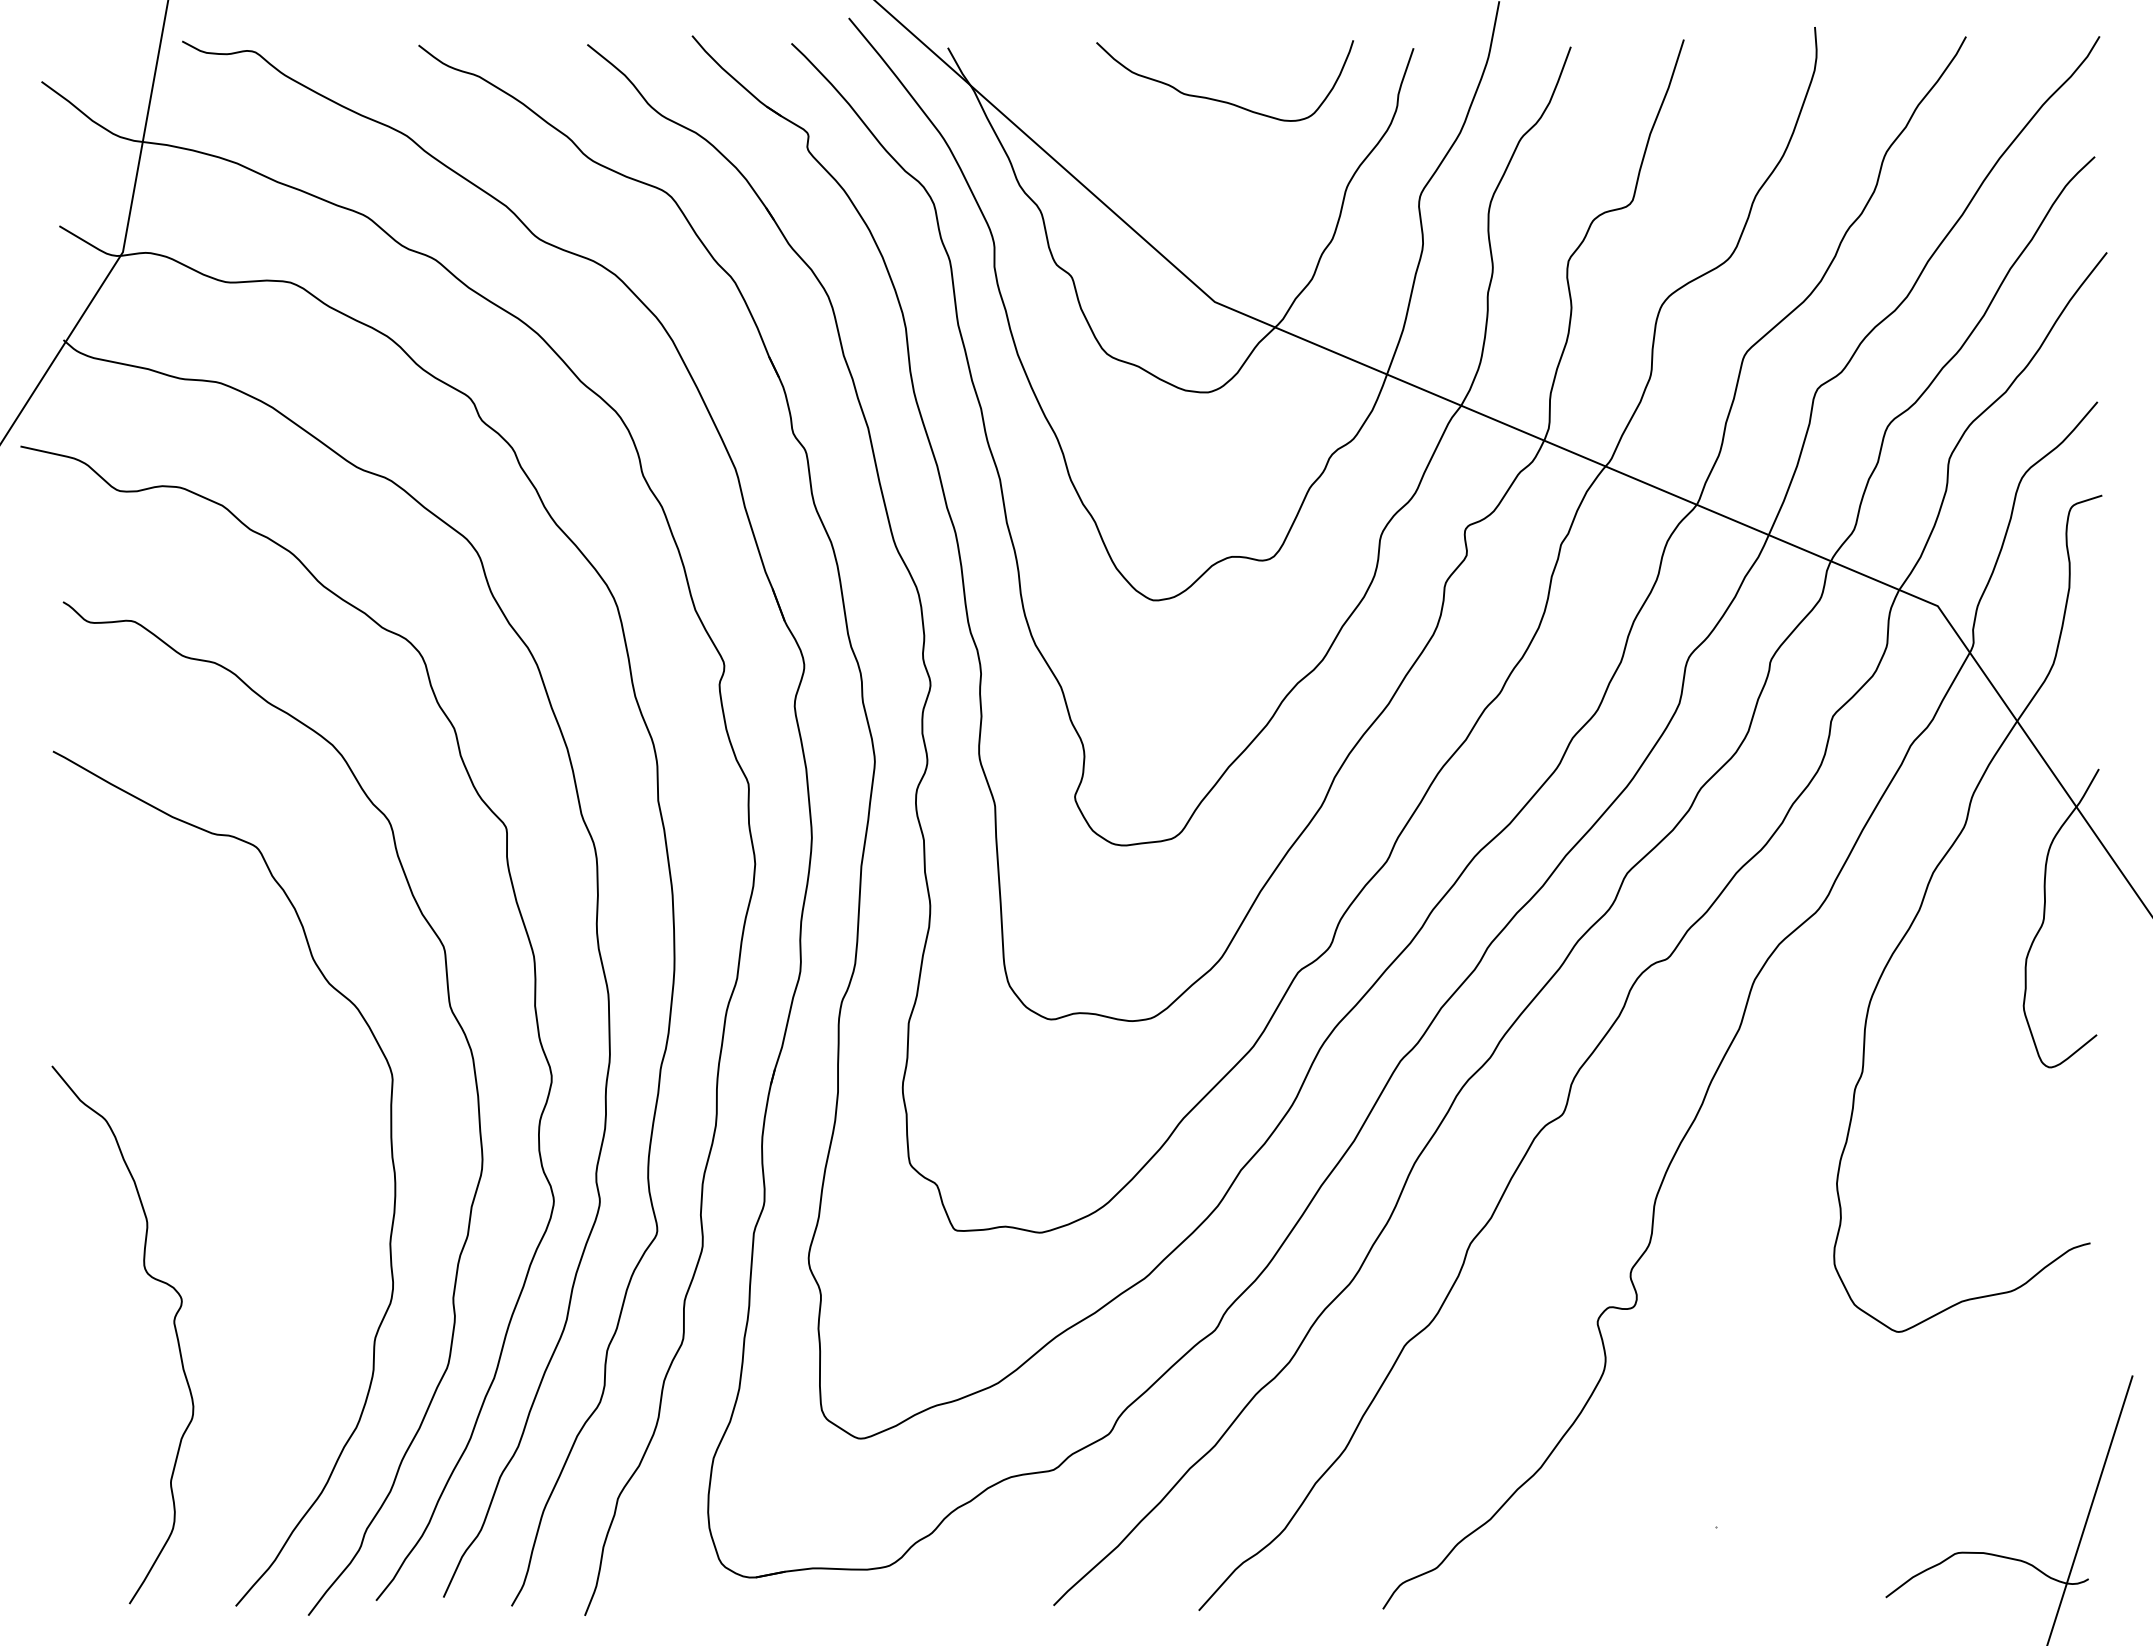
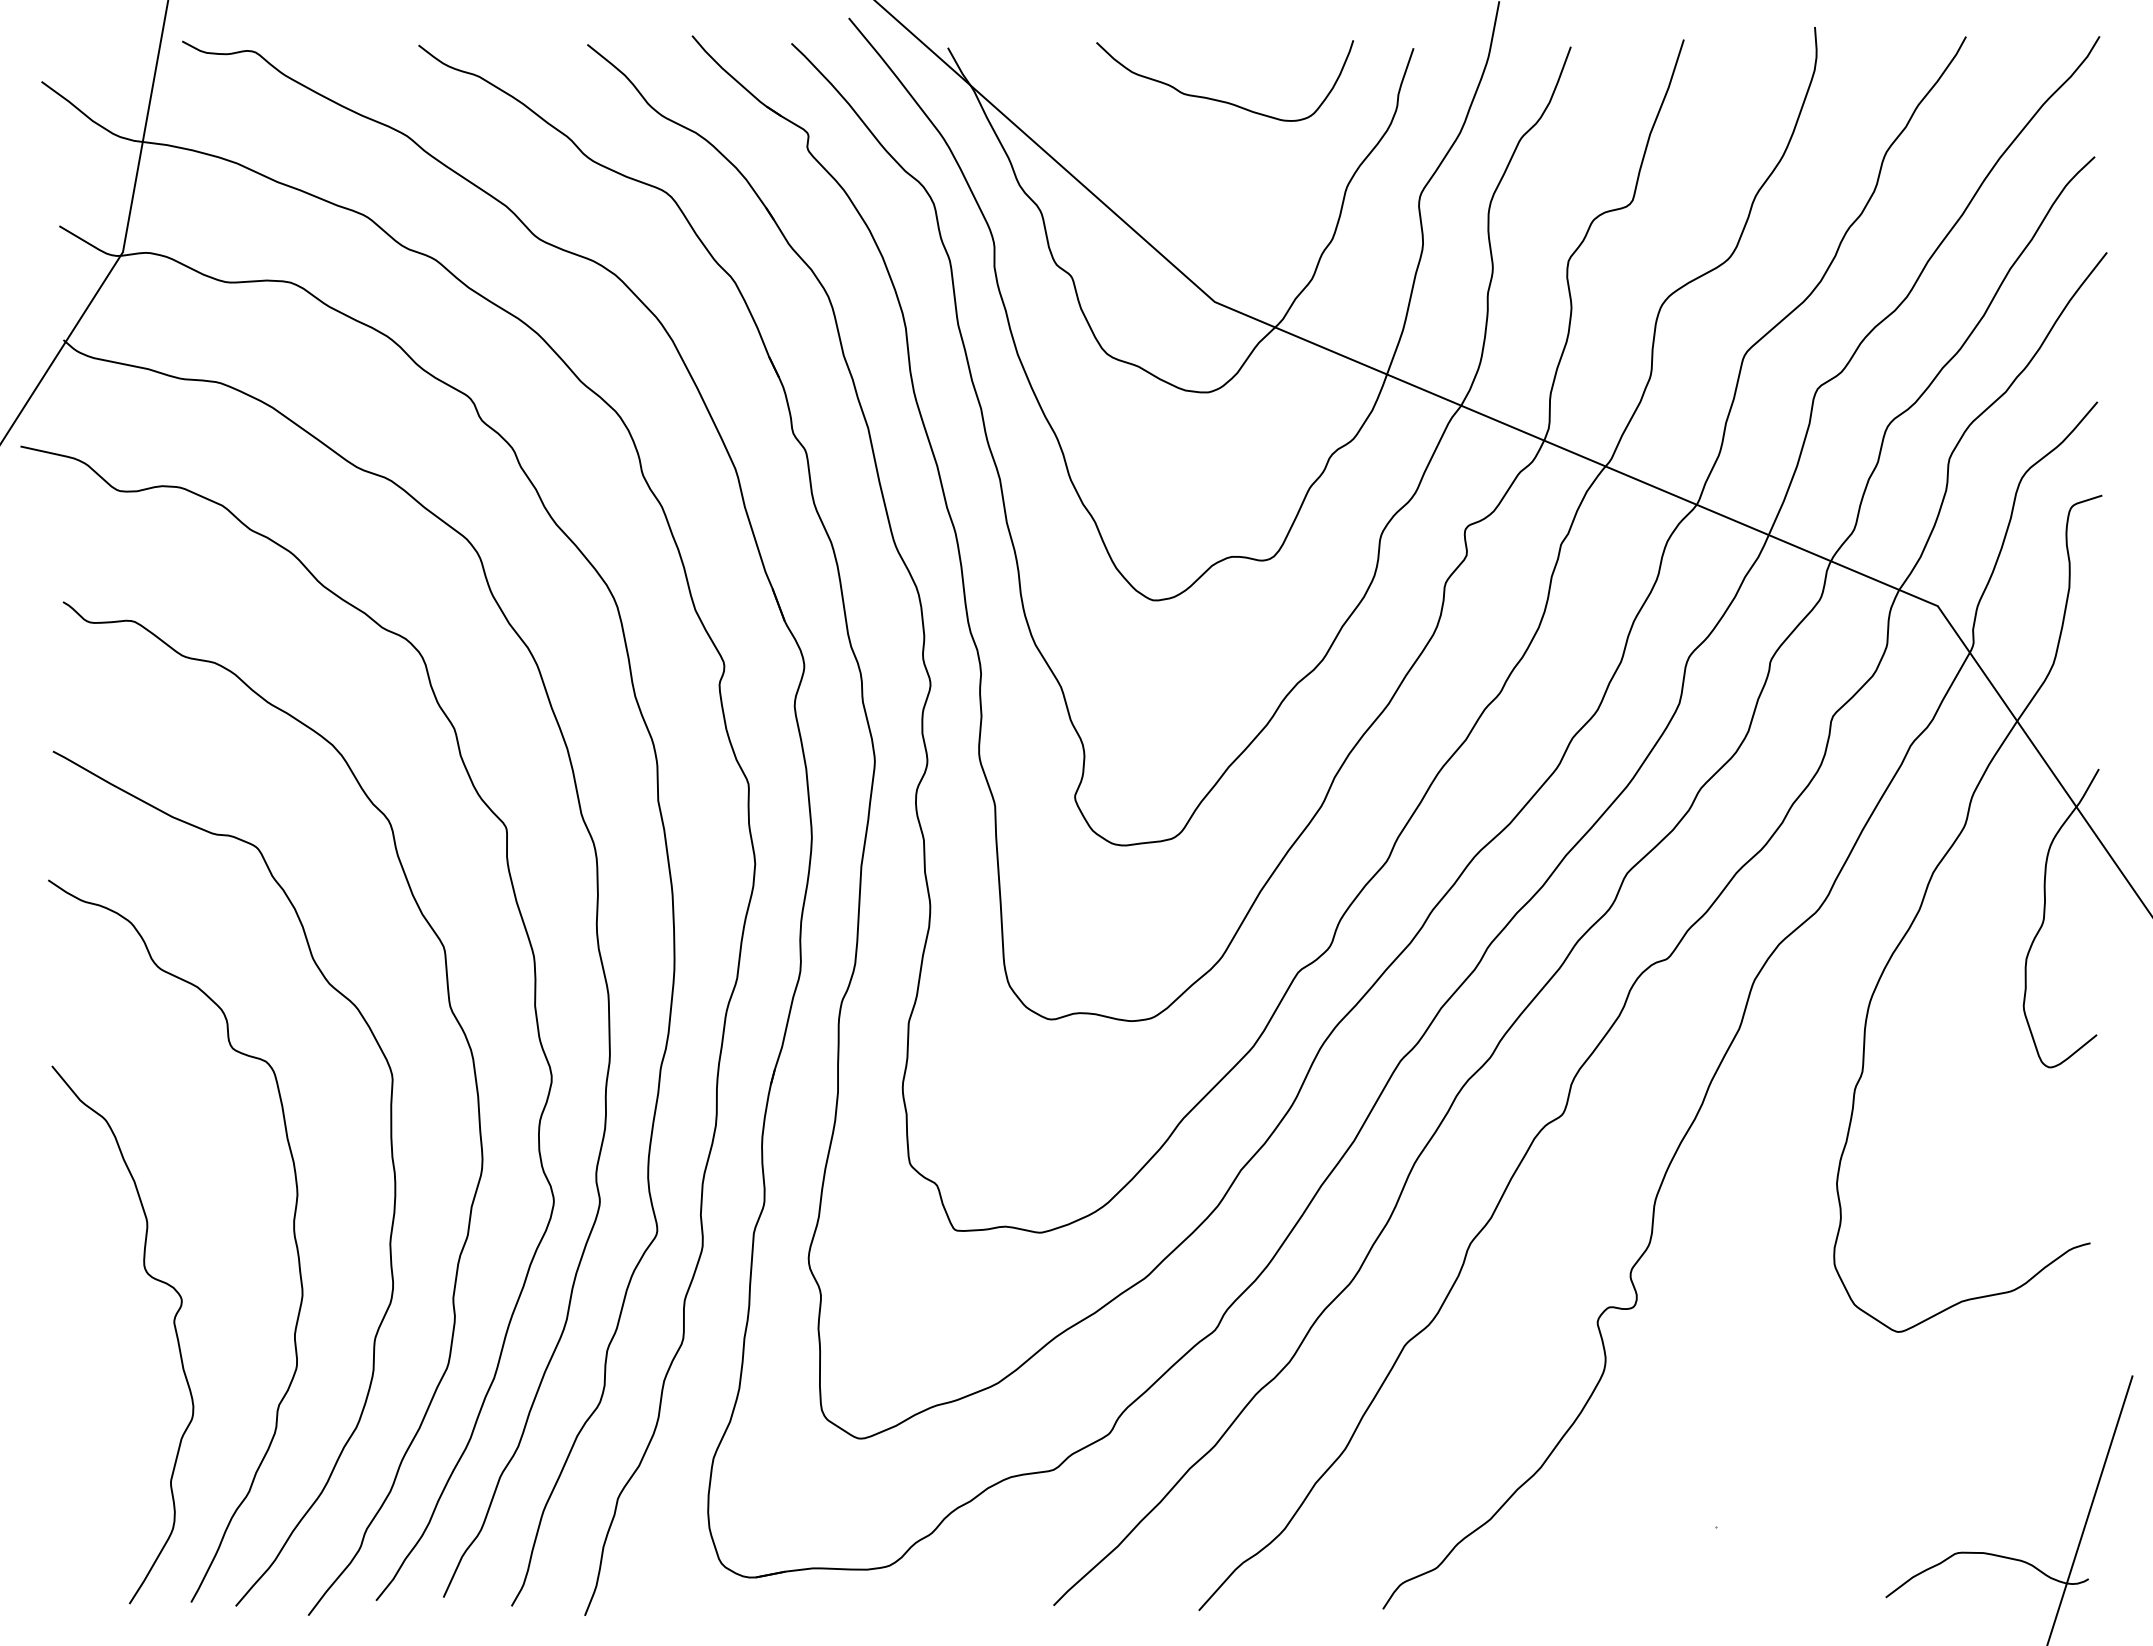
curve: none -> present (293, 1235)
